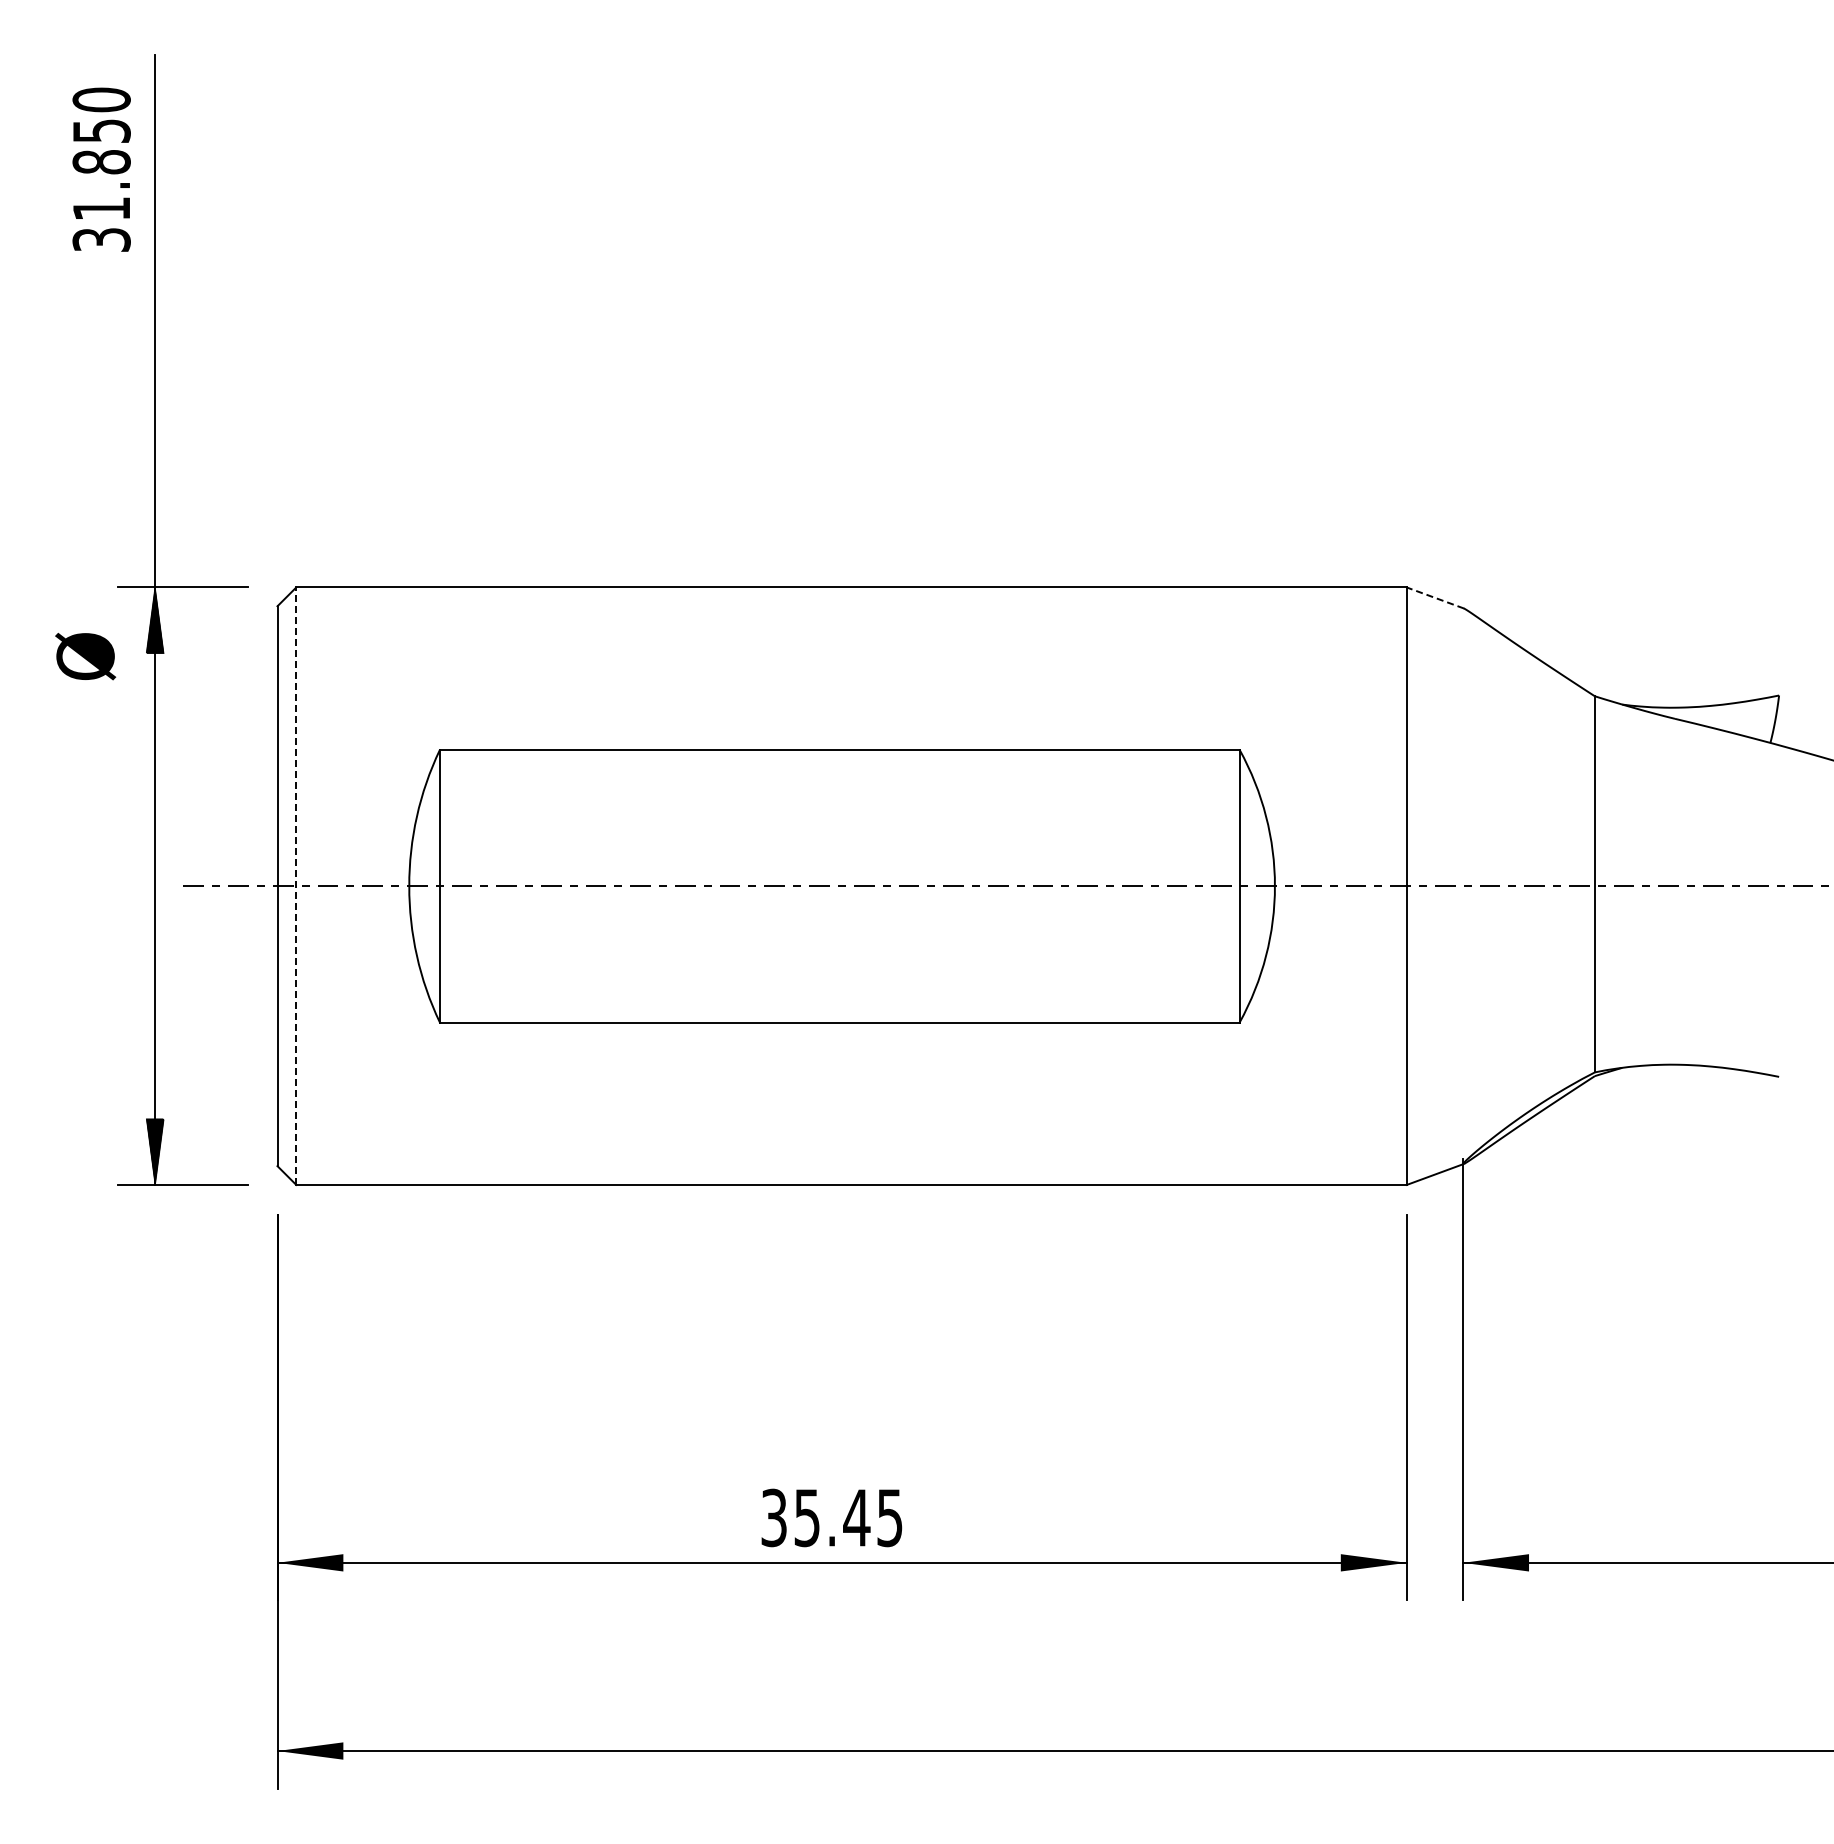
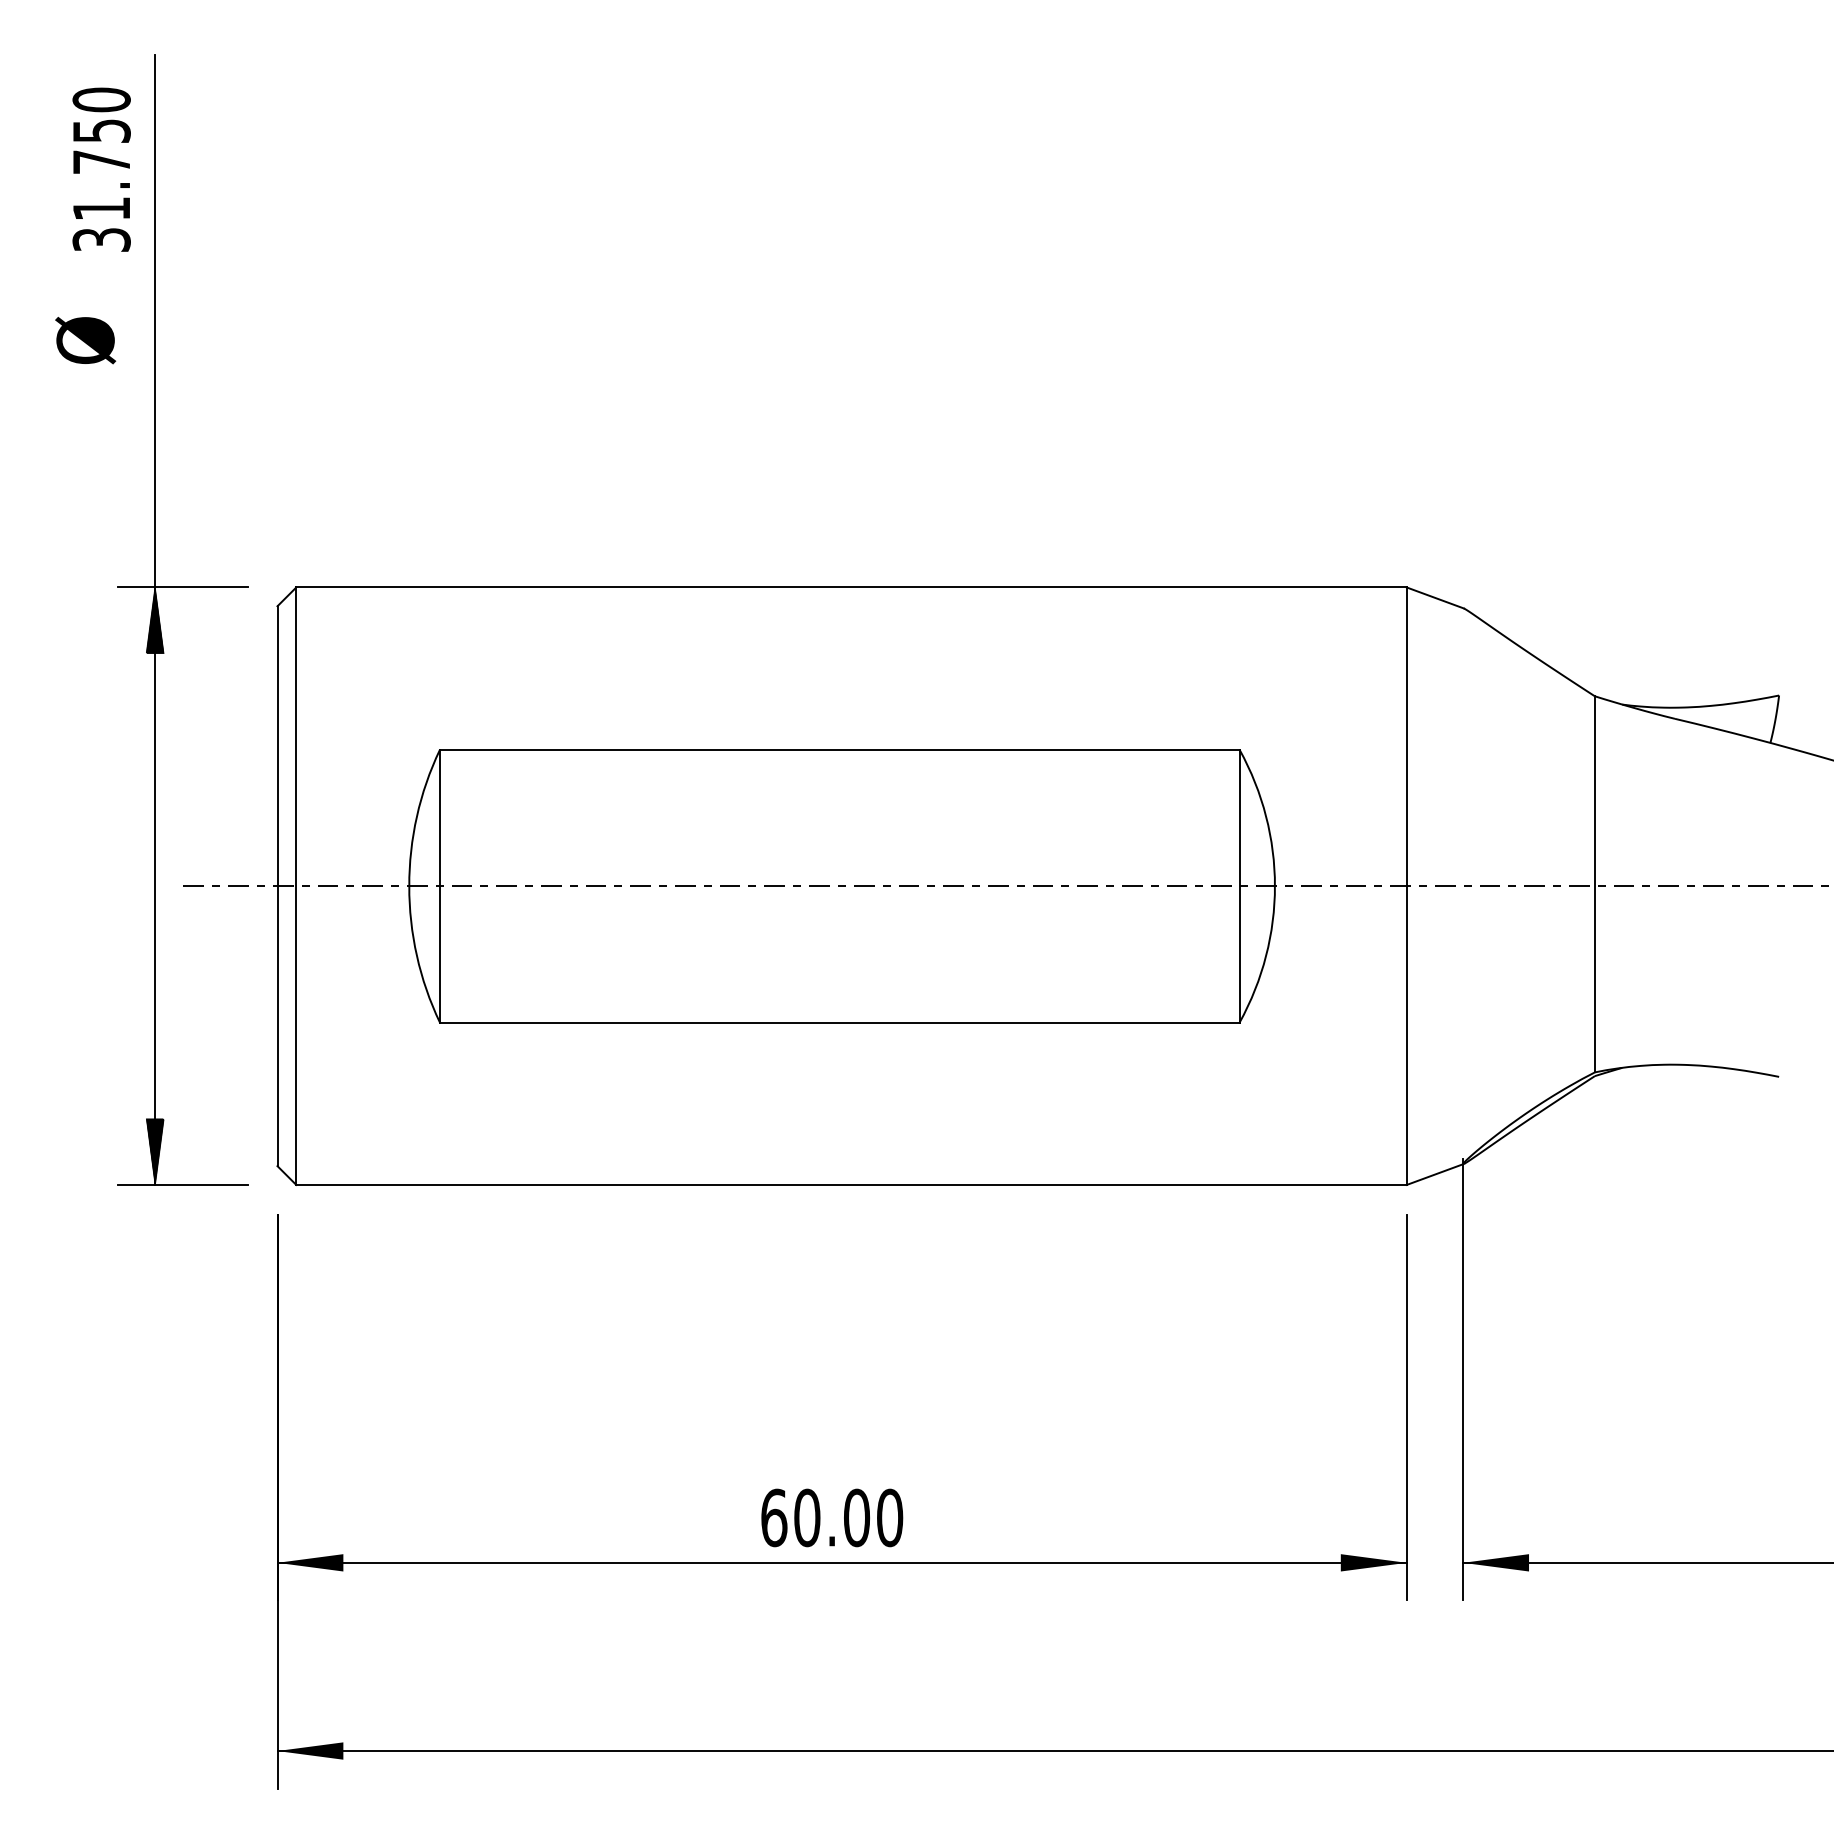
text: 31.850 -> 31.750 (101, 162)
line: dashed -> solid (1435, 597)
text position: (85, 656) -> (85, 340) (85, 340)
line: dashed -> solid (296, 886)
text: 35.45 -> 60.00 (832, 1517)
